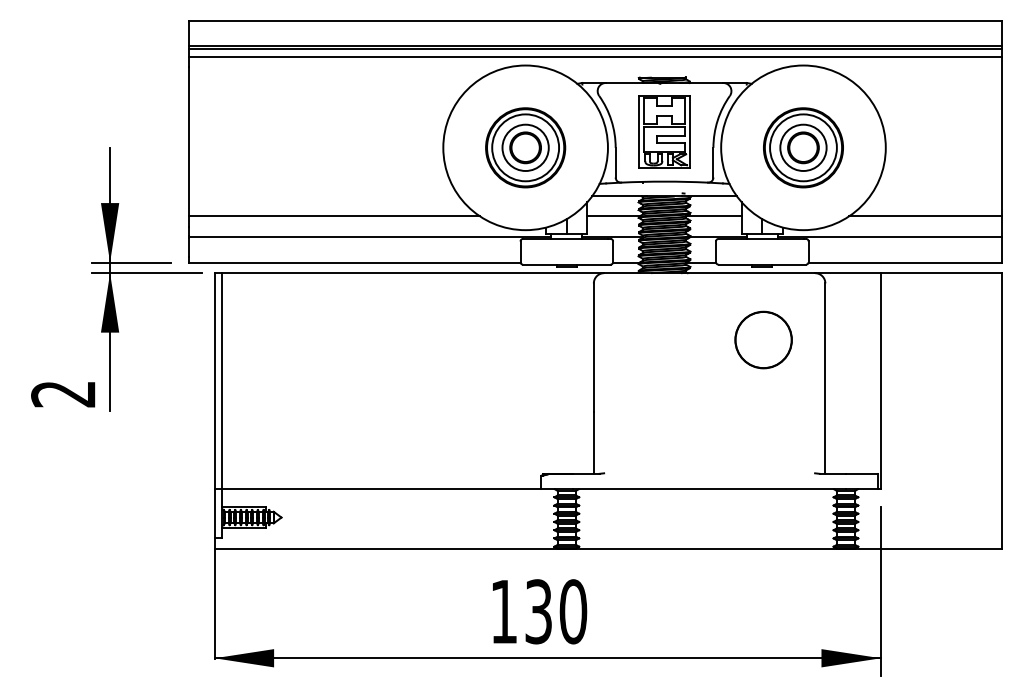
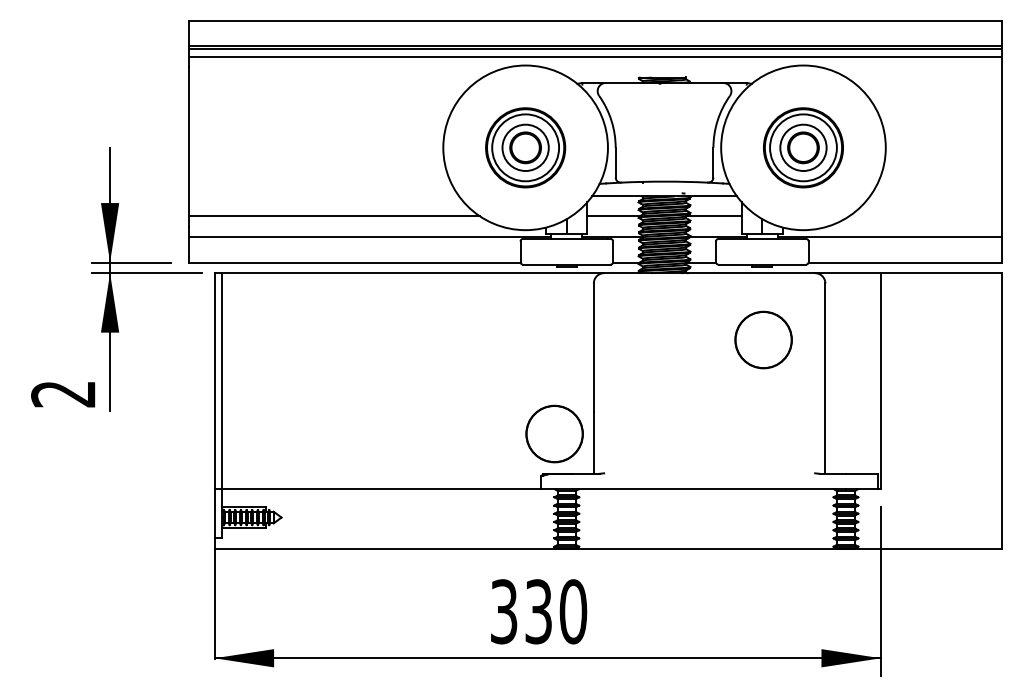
part: present -> none (664, 131)
line: present -> none (925, 216)
part: none -> present (554, 433)
text: 130 -> 330 (504, 611)
